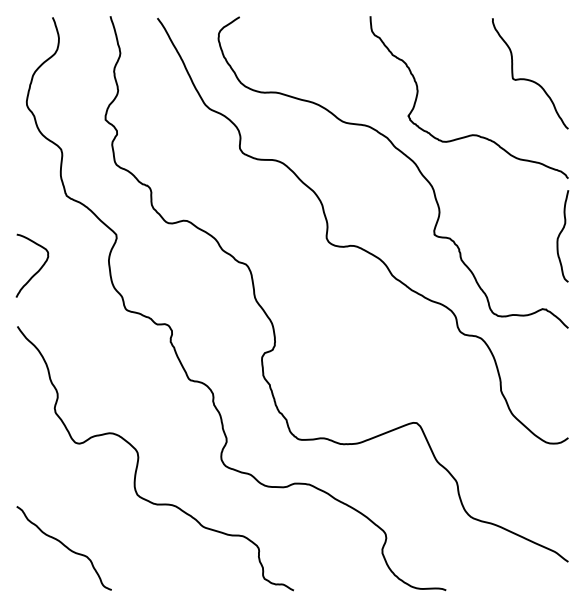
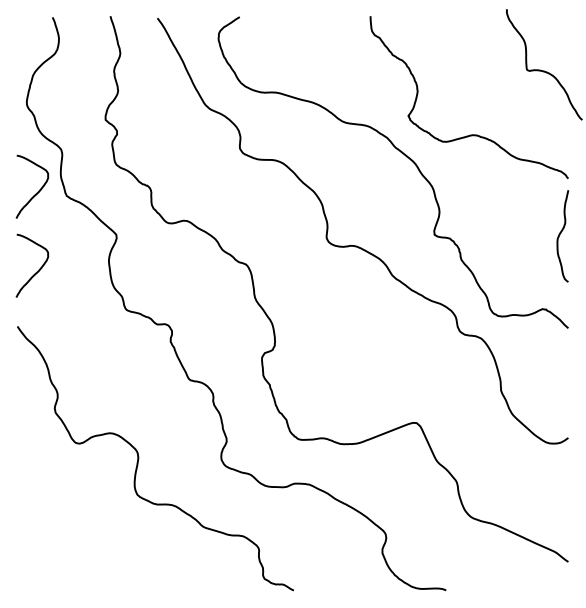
curve position: (530, 79) -> (544, 70) (544, 70)
curve: none -> present (37, 191)
curve: present -> none (64, 546)
